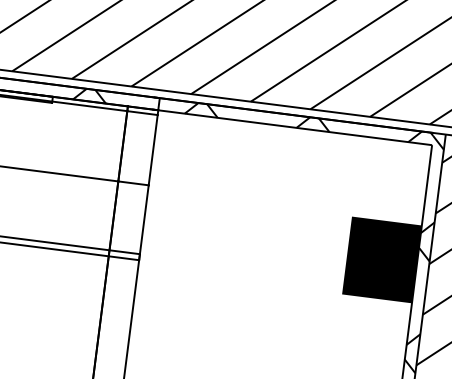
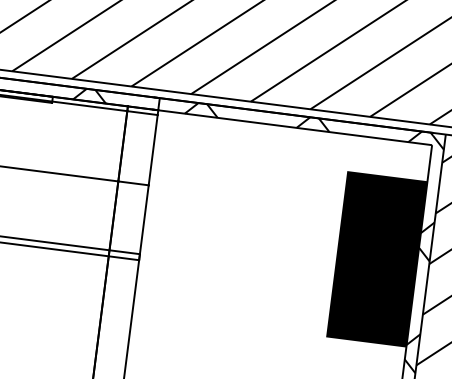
fill: none -> present (376, 259)
